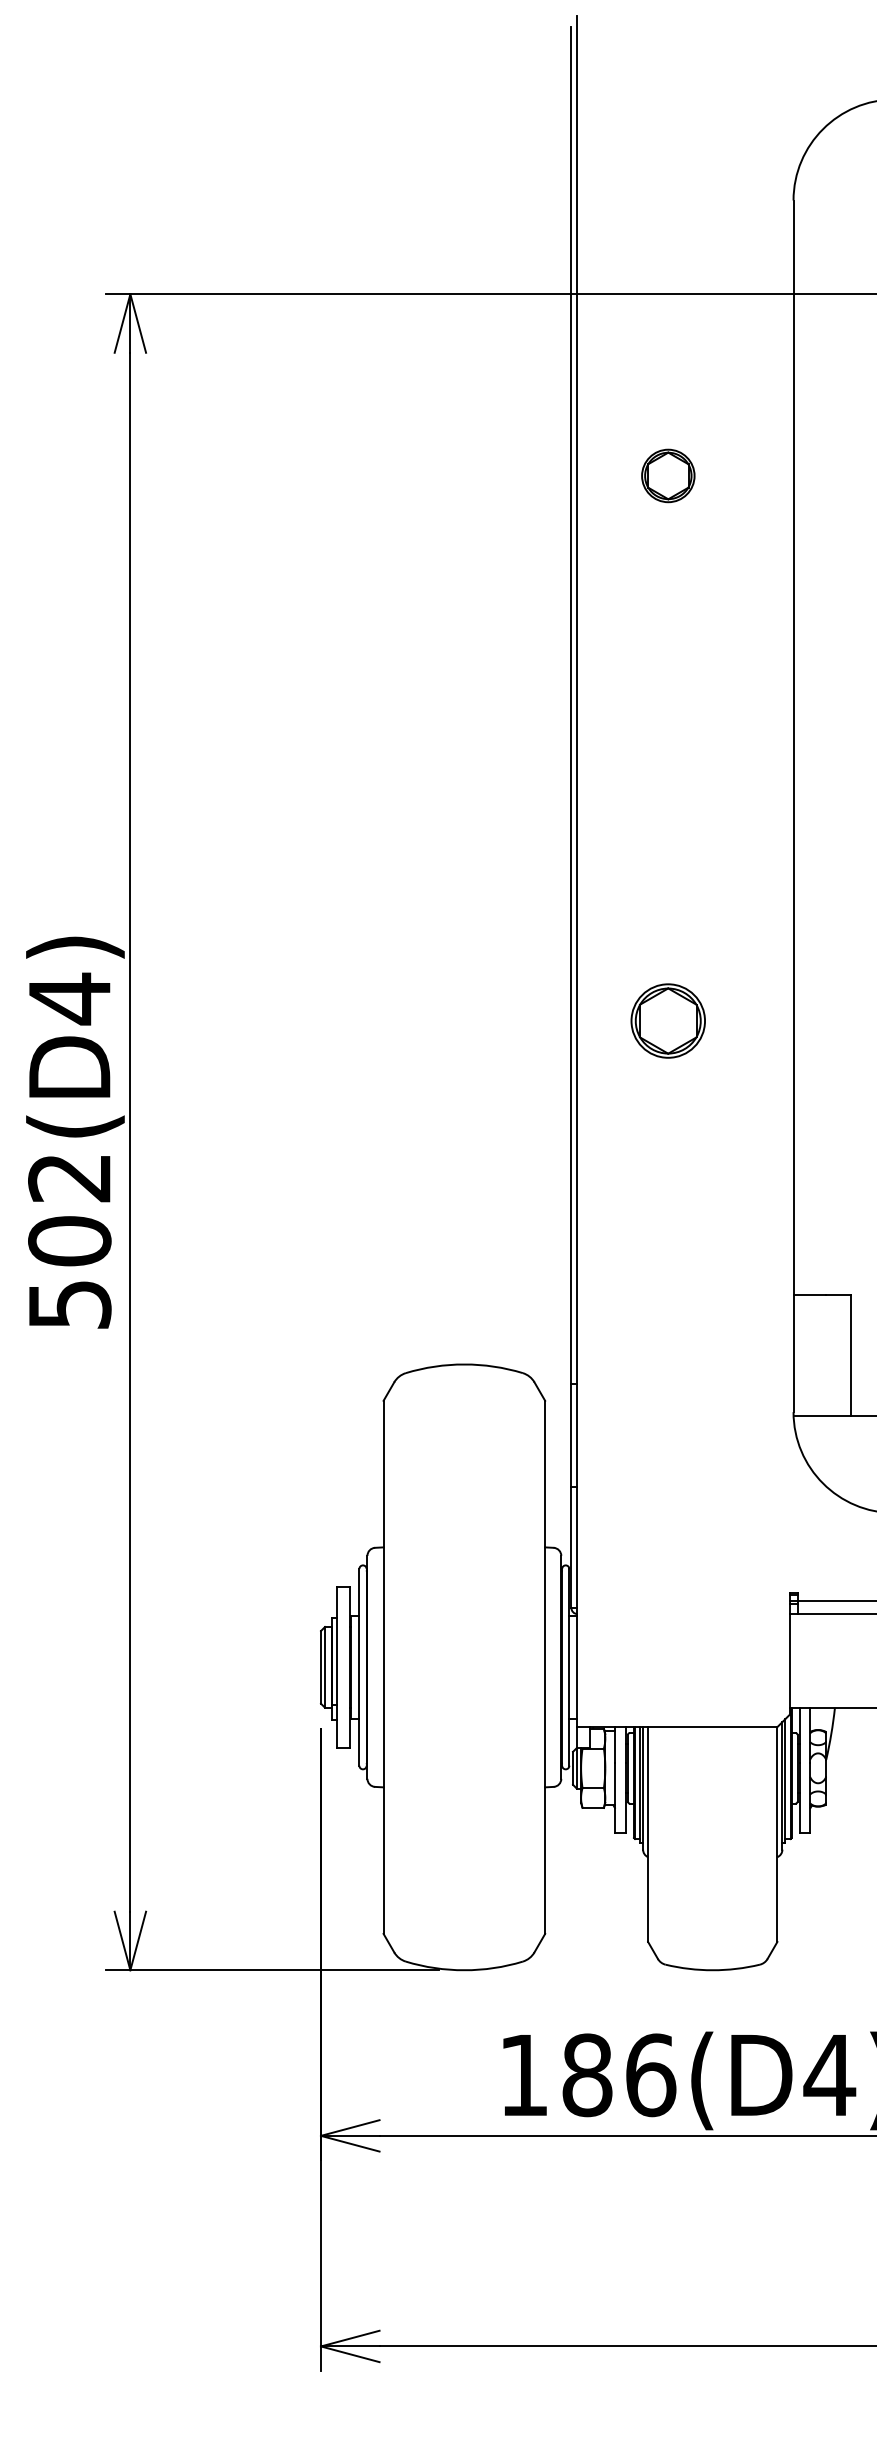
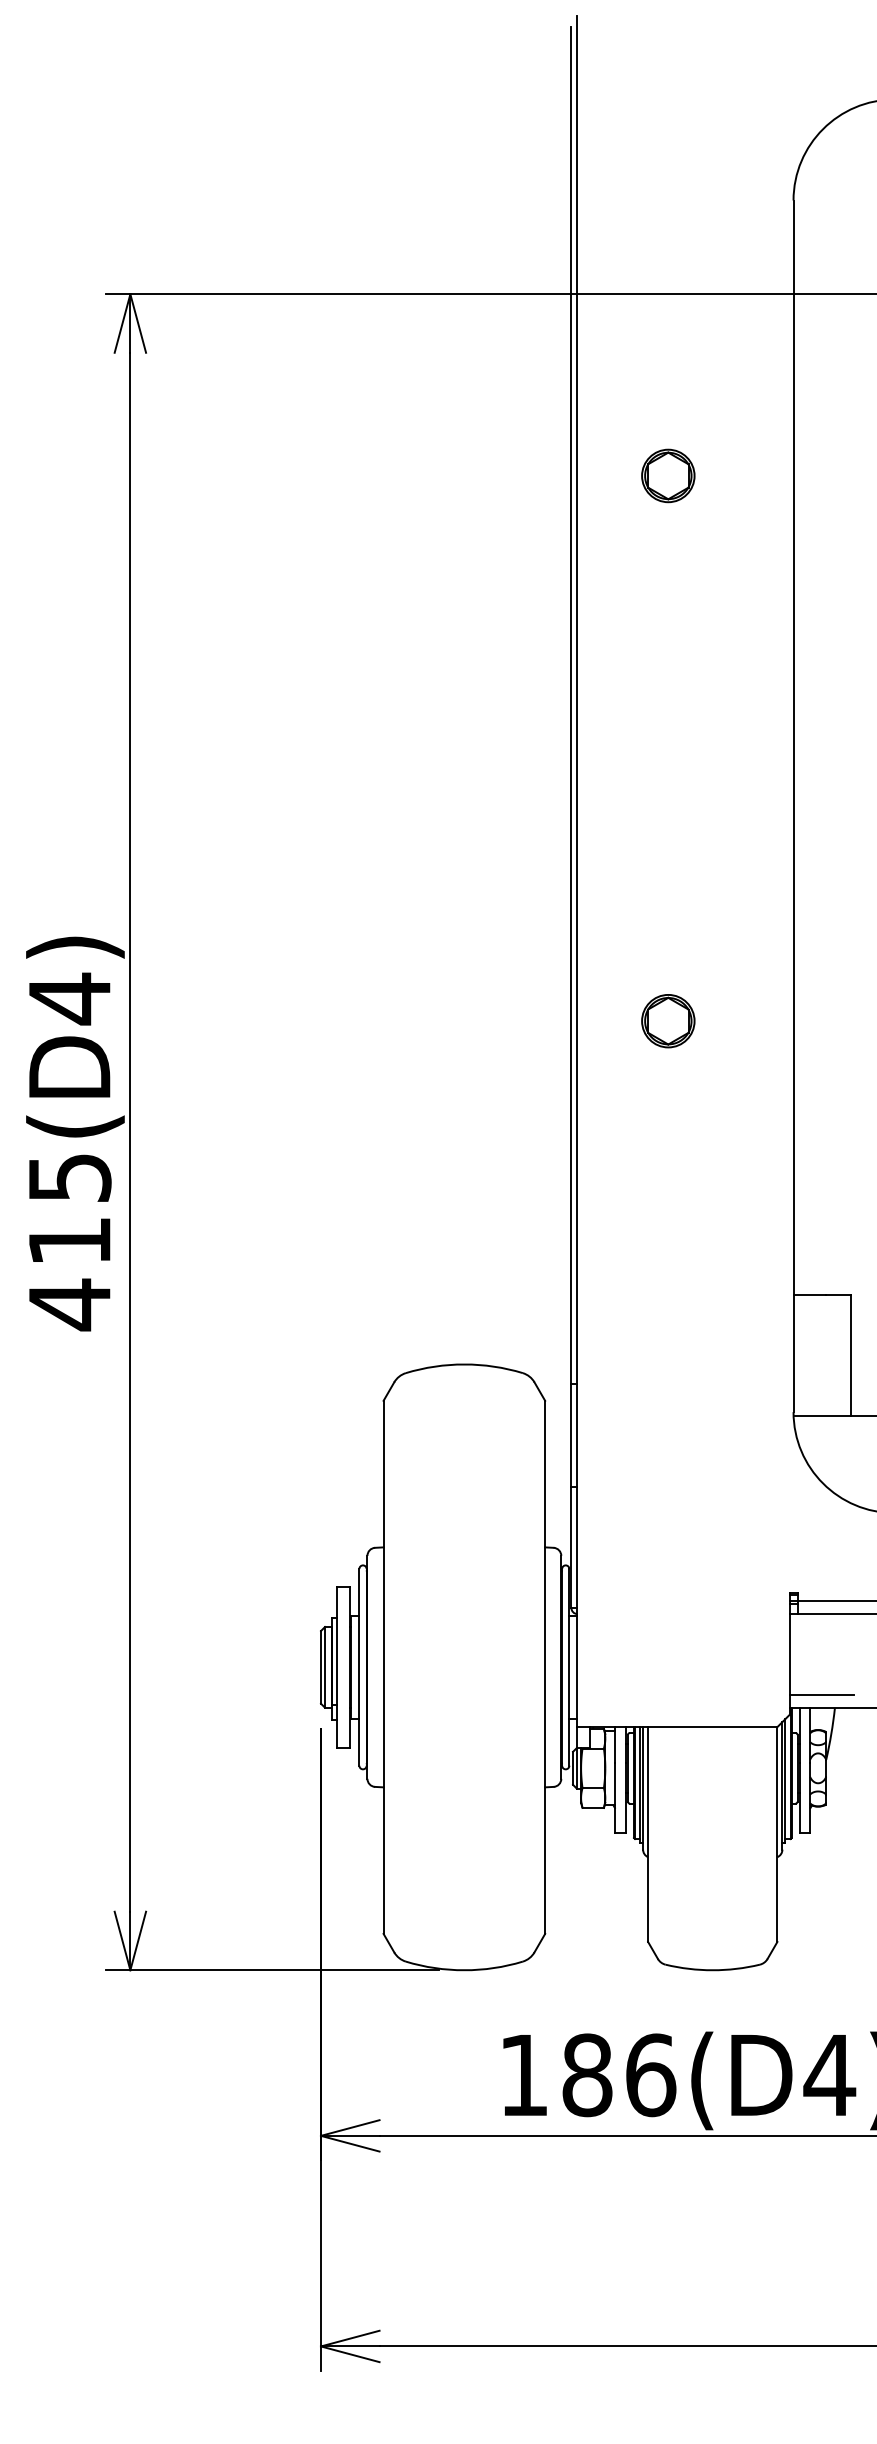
part size: 76x76 px -> 55x55 px (668, 1021)
text: 502(D4) -> 415(D4) (69, 1242)
line: none -> present (821, 1694)
